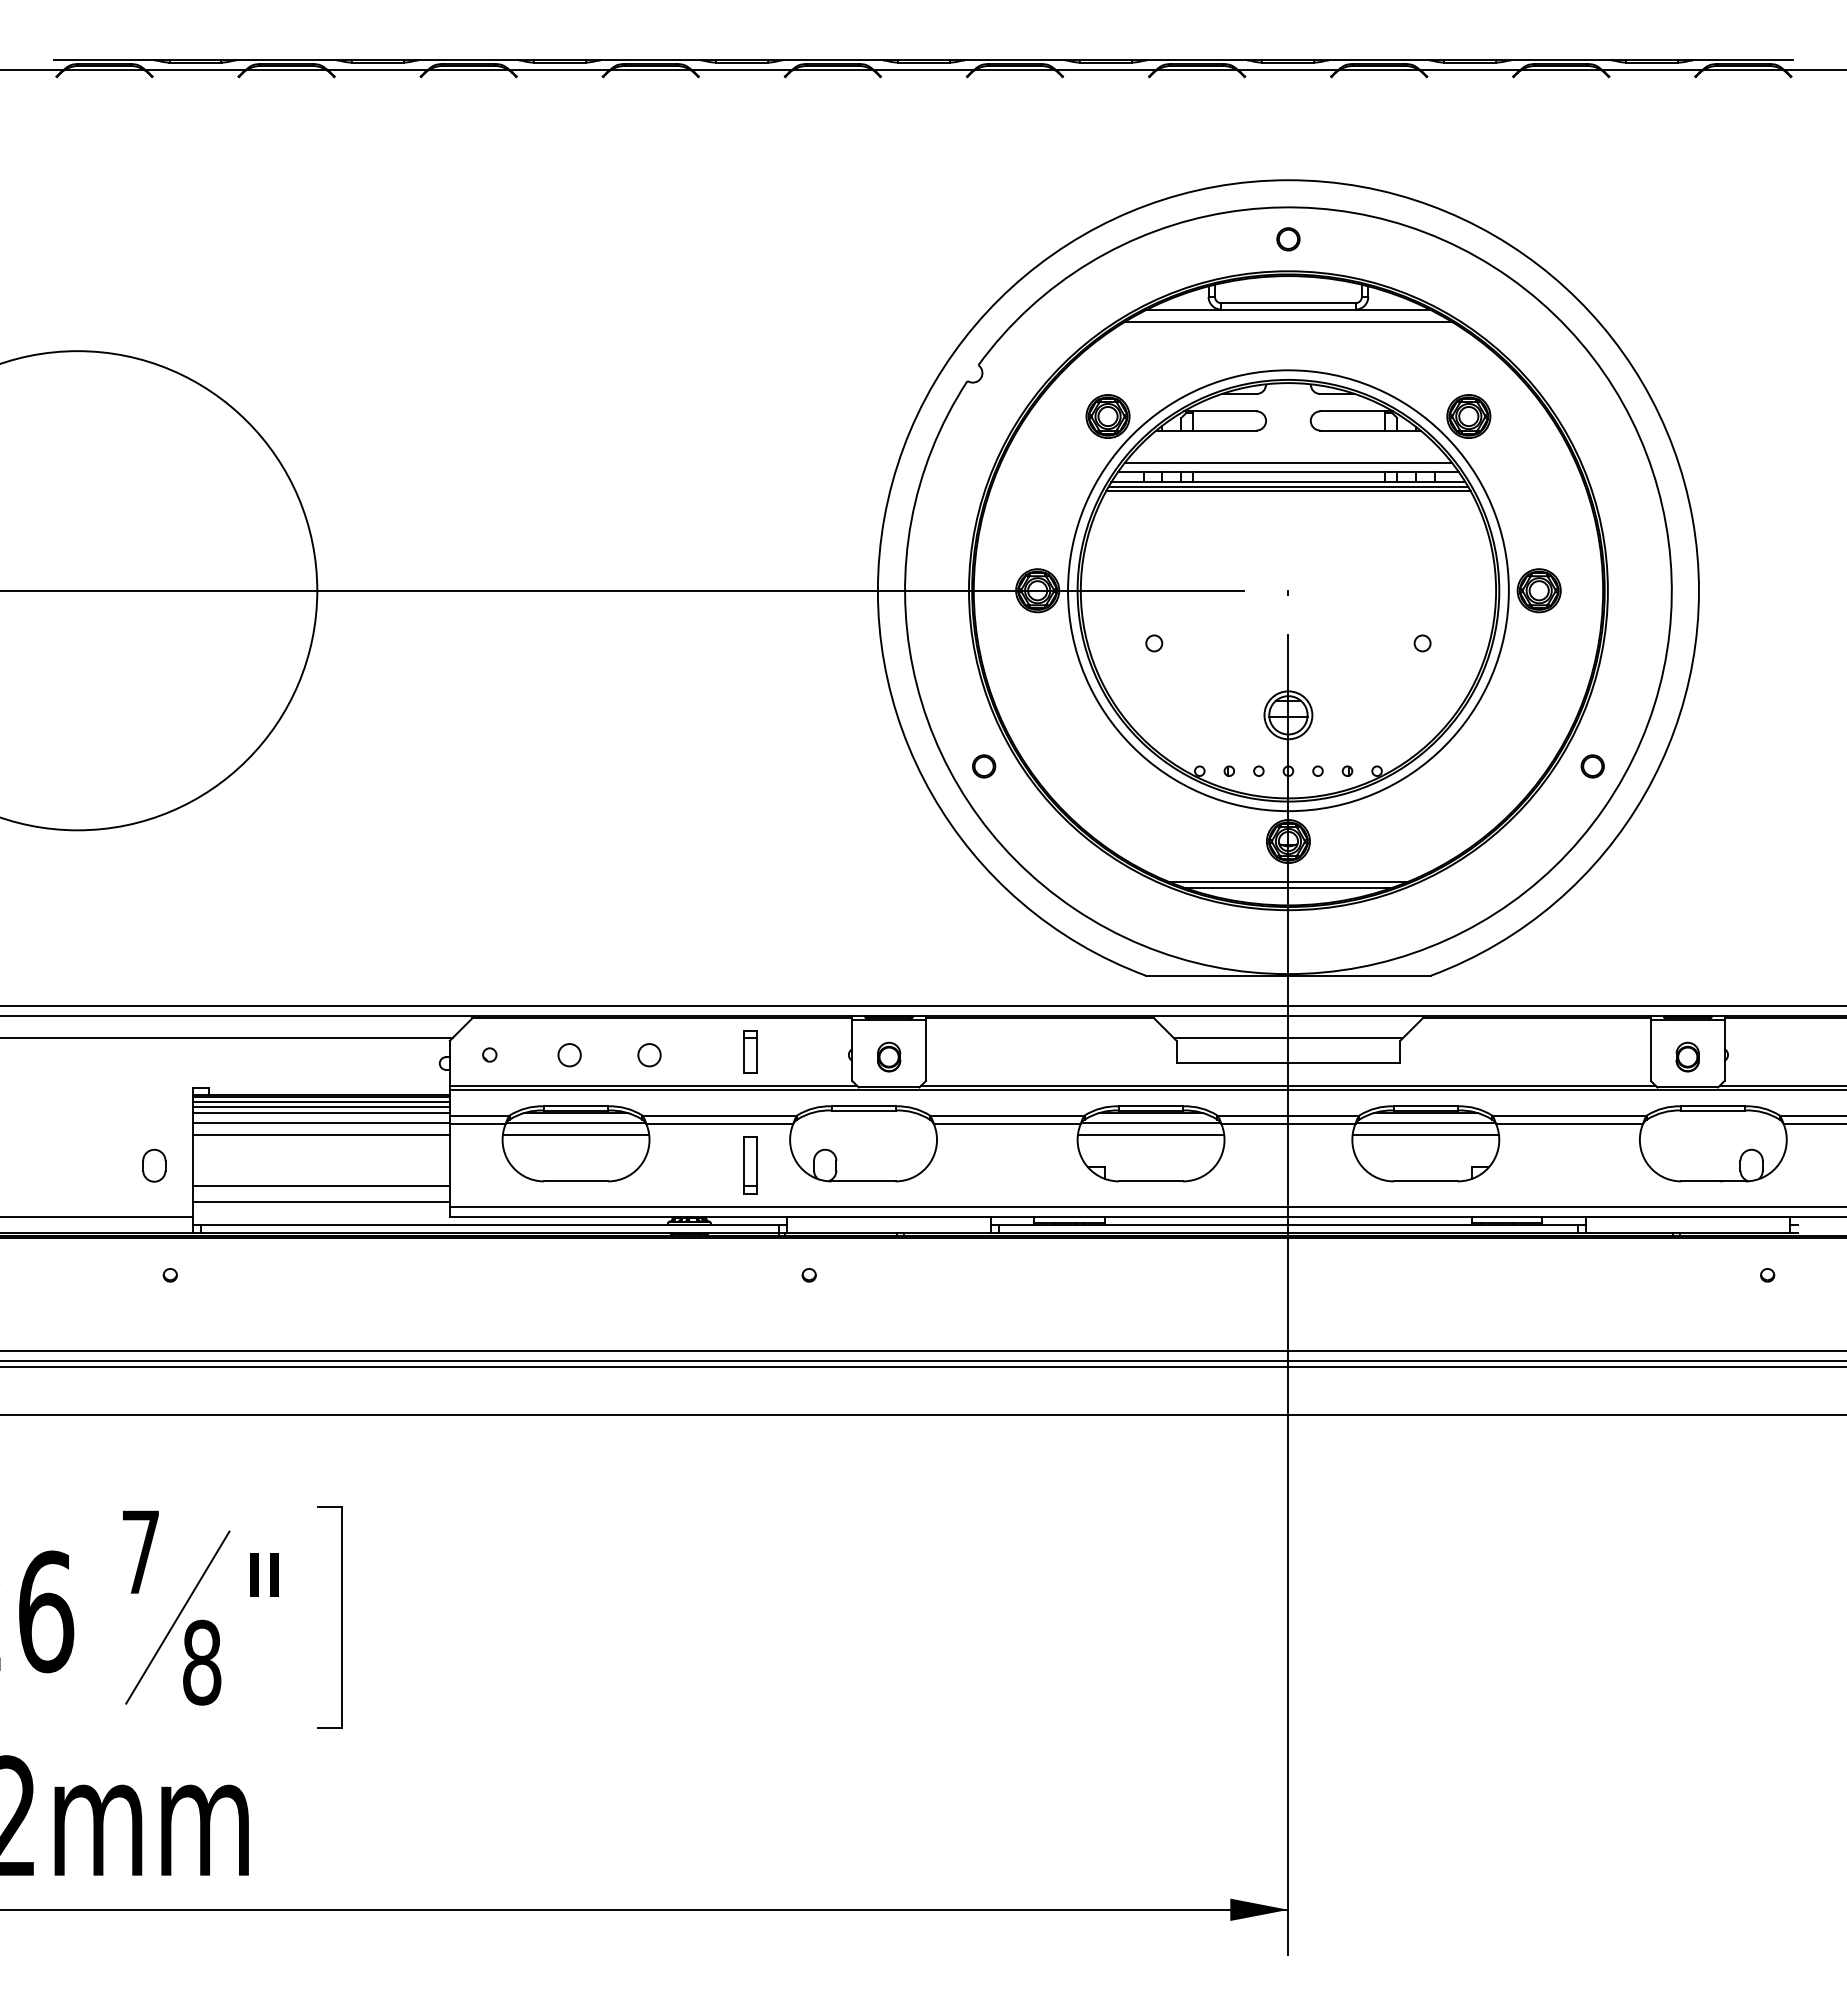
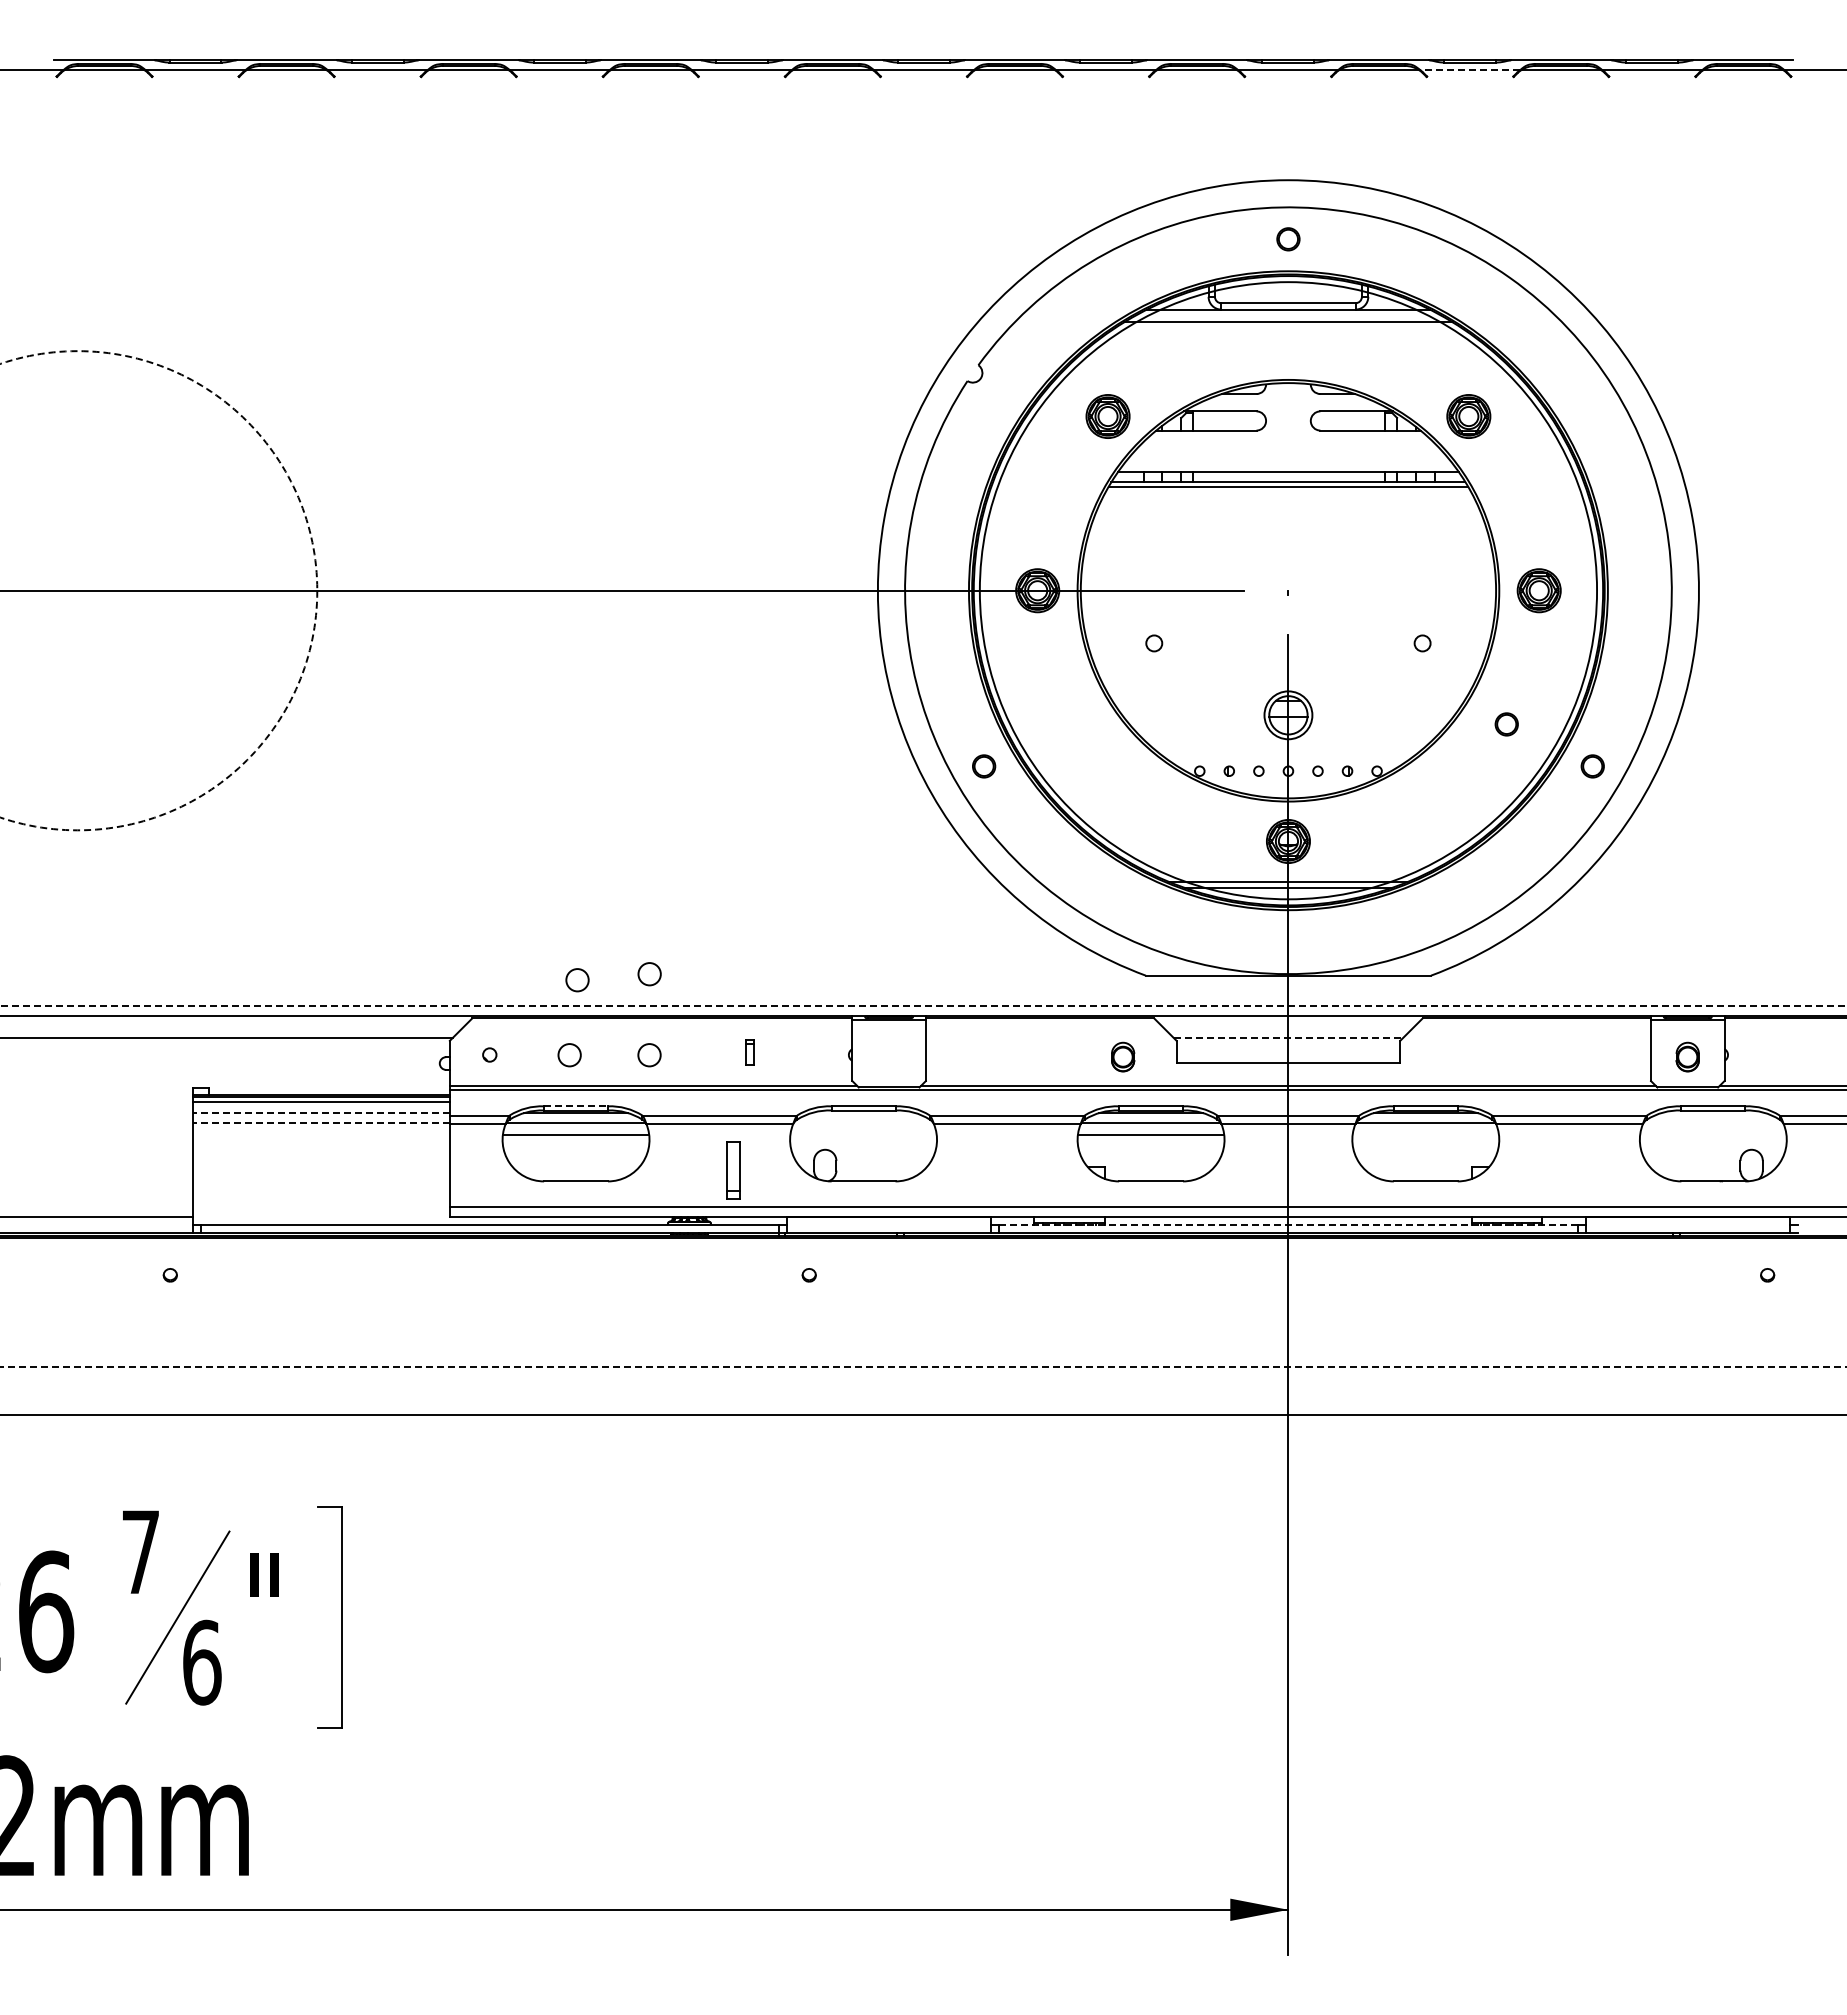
line: solid -> dashed (1469, 70)
line: present -> none (1287, 462)
line: present -> none (1288, 490)
circle: solid -> dashed (158, 590)
circle diameter: 441 px -> 617 px (1288, 590)
part: none -> present (1506, 724)
circle: none -> present (649, 974)
circle: none -> present (577, 980)
line: solid -> dashed (924, 1006)
line: solid -> dashed (1288, 1037)
part size: 15x44 px -> 10x27 px (749, 1052)
part position: (889, 1056) -> (1123, 1056) (1123, 1056)
line: present -> none (320, 1106)
line: solid -> dashed (576, 1106)
line: solid -> dashed (321, 1113)
line: solid -> dashed (321, 1122)
line: present -> none (320, 1134)
line: present -> none (1425, 1134)
part: present -> none (154, 1165)
part position: (750, 1165) -> (733, 1170) (733, 1170)
line: present -> none (320, 1185)
line: present -> none (320, 1201)
line: solid -> dashed (1287, 1224)
line: present -> none (922, 1351)
line: present -> none (922, 1360)
line: solid -> dashed (923, 1367)
text: 8 -> 6 (202, 1662)
